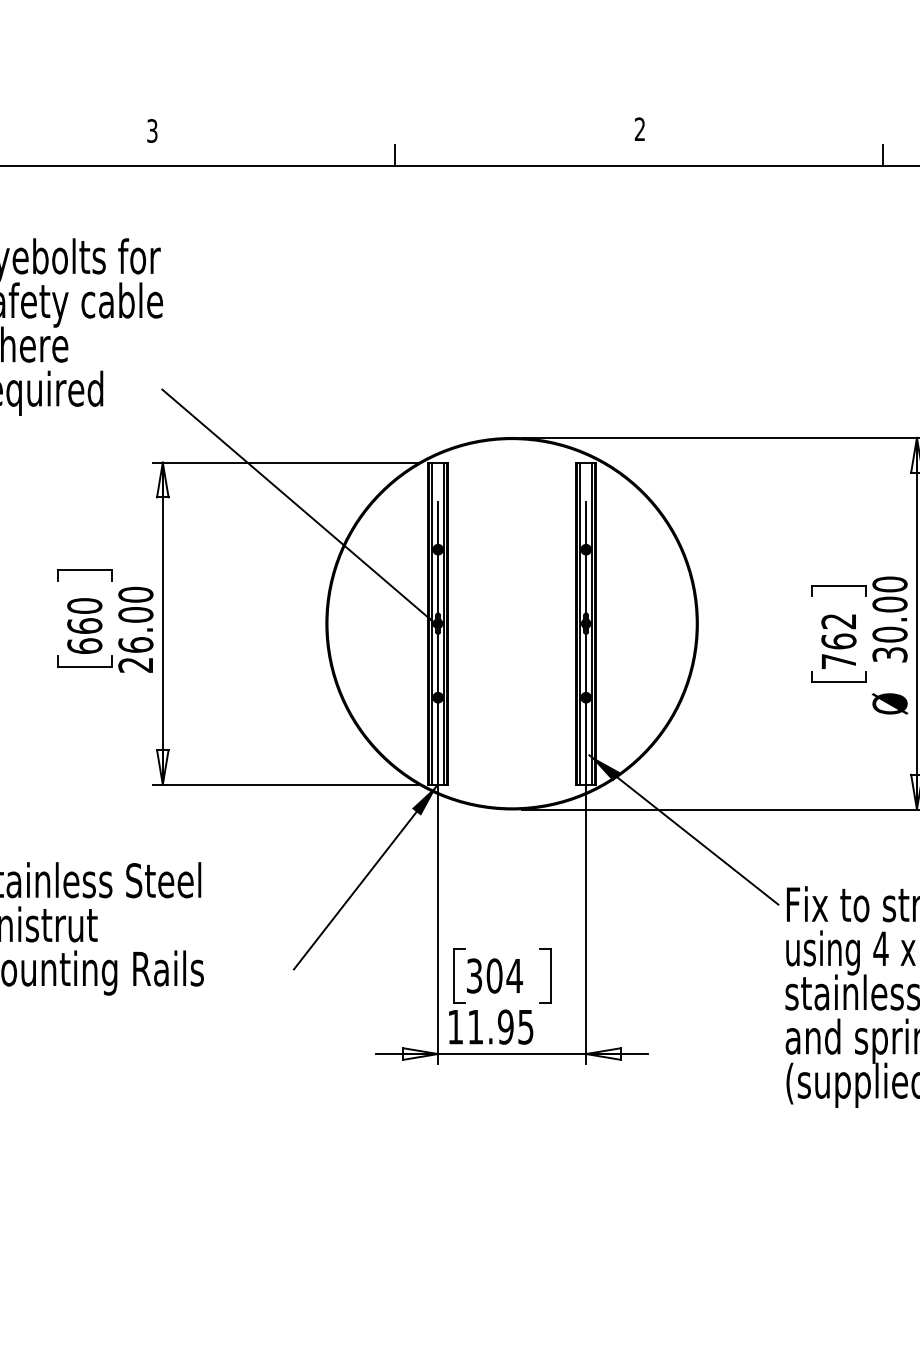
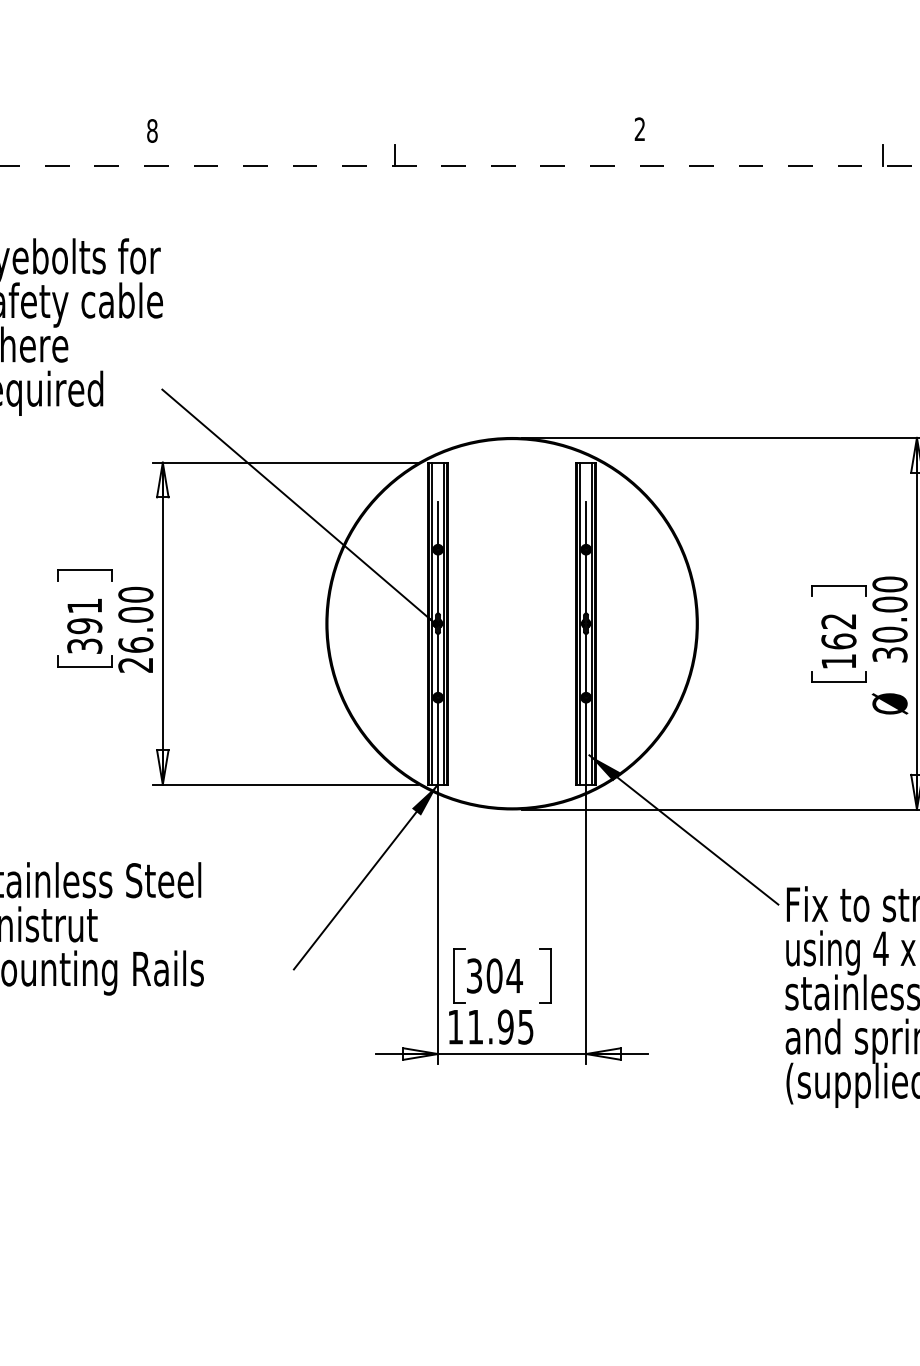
text: 3 -> 8 (152, 130)
line: solid -> dashed (460, 165)
text: 660 -> 391 (84, 625)
text: 762 -> 162 (838, 661)
